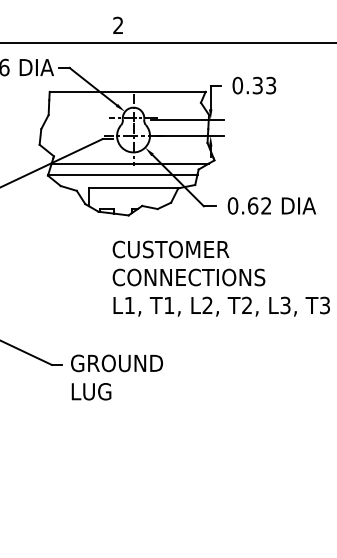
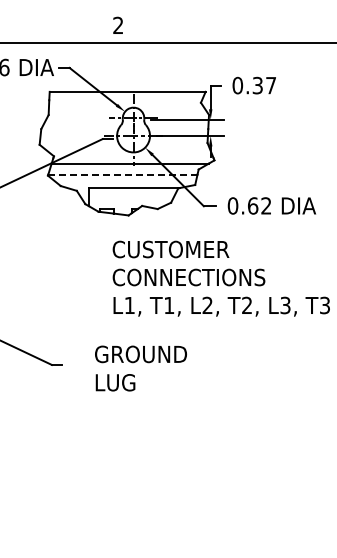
text: 0.33 -> 0.37 (271, 85)
line: solid -> dashed (122, 174)
text position: (116, 377) -> (140, 368) (140, 368)
